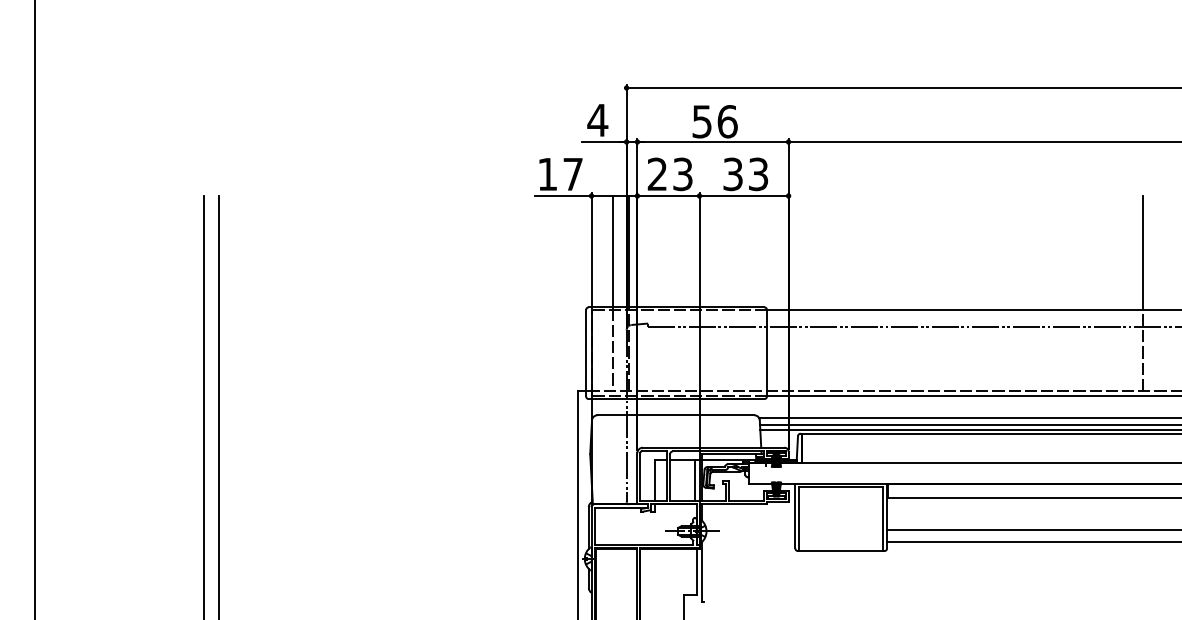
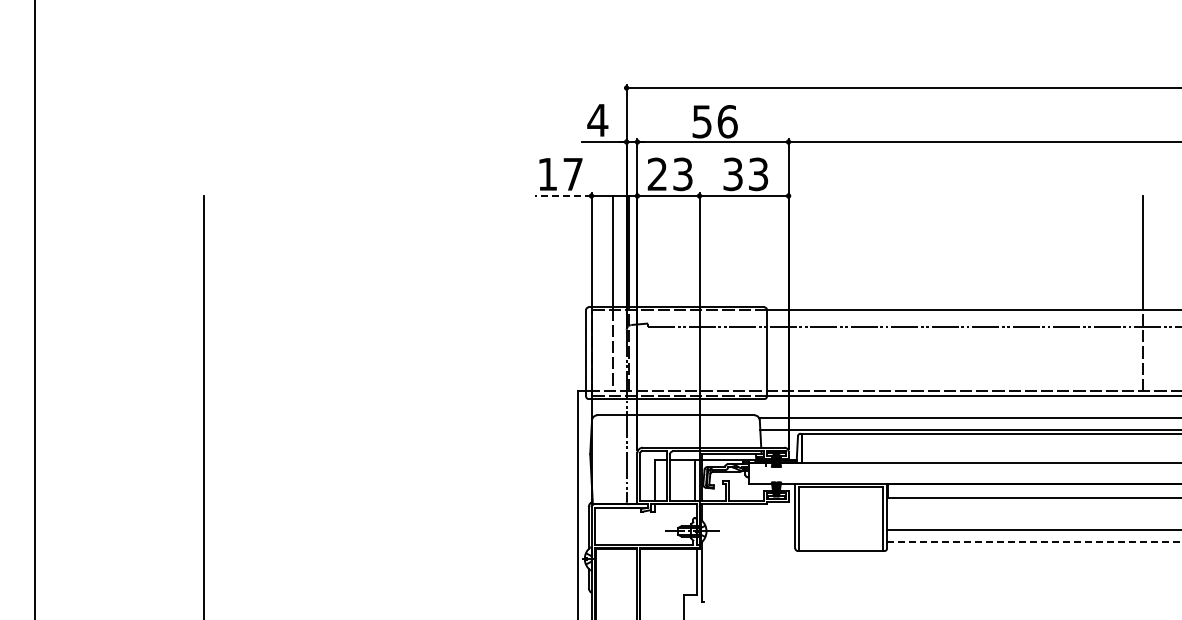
line: solid -> dashed (562, 195)
line: present -> none (219, 405)
line: present -> none (969, 424)
line: solid -> dashed (1035, 542)
